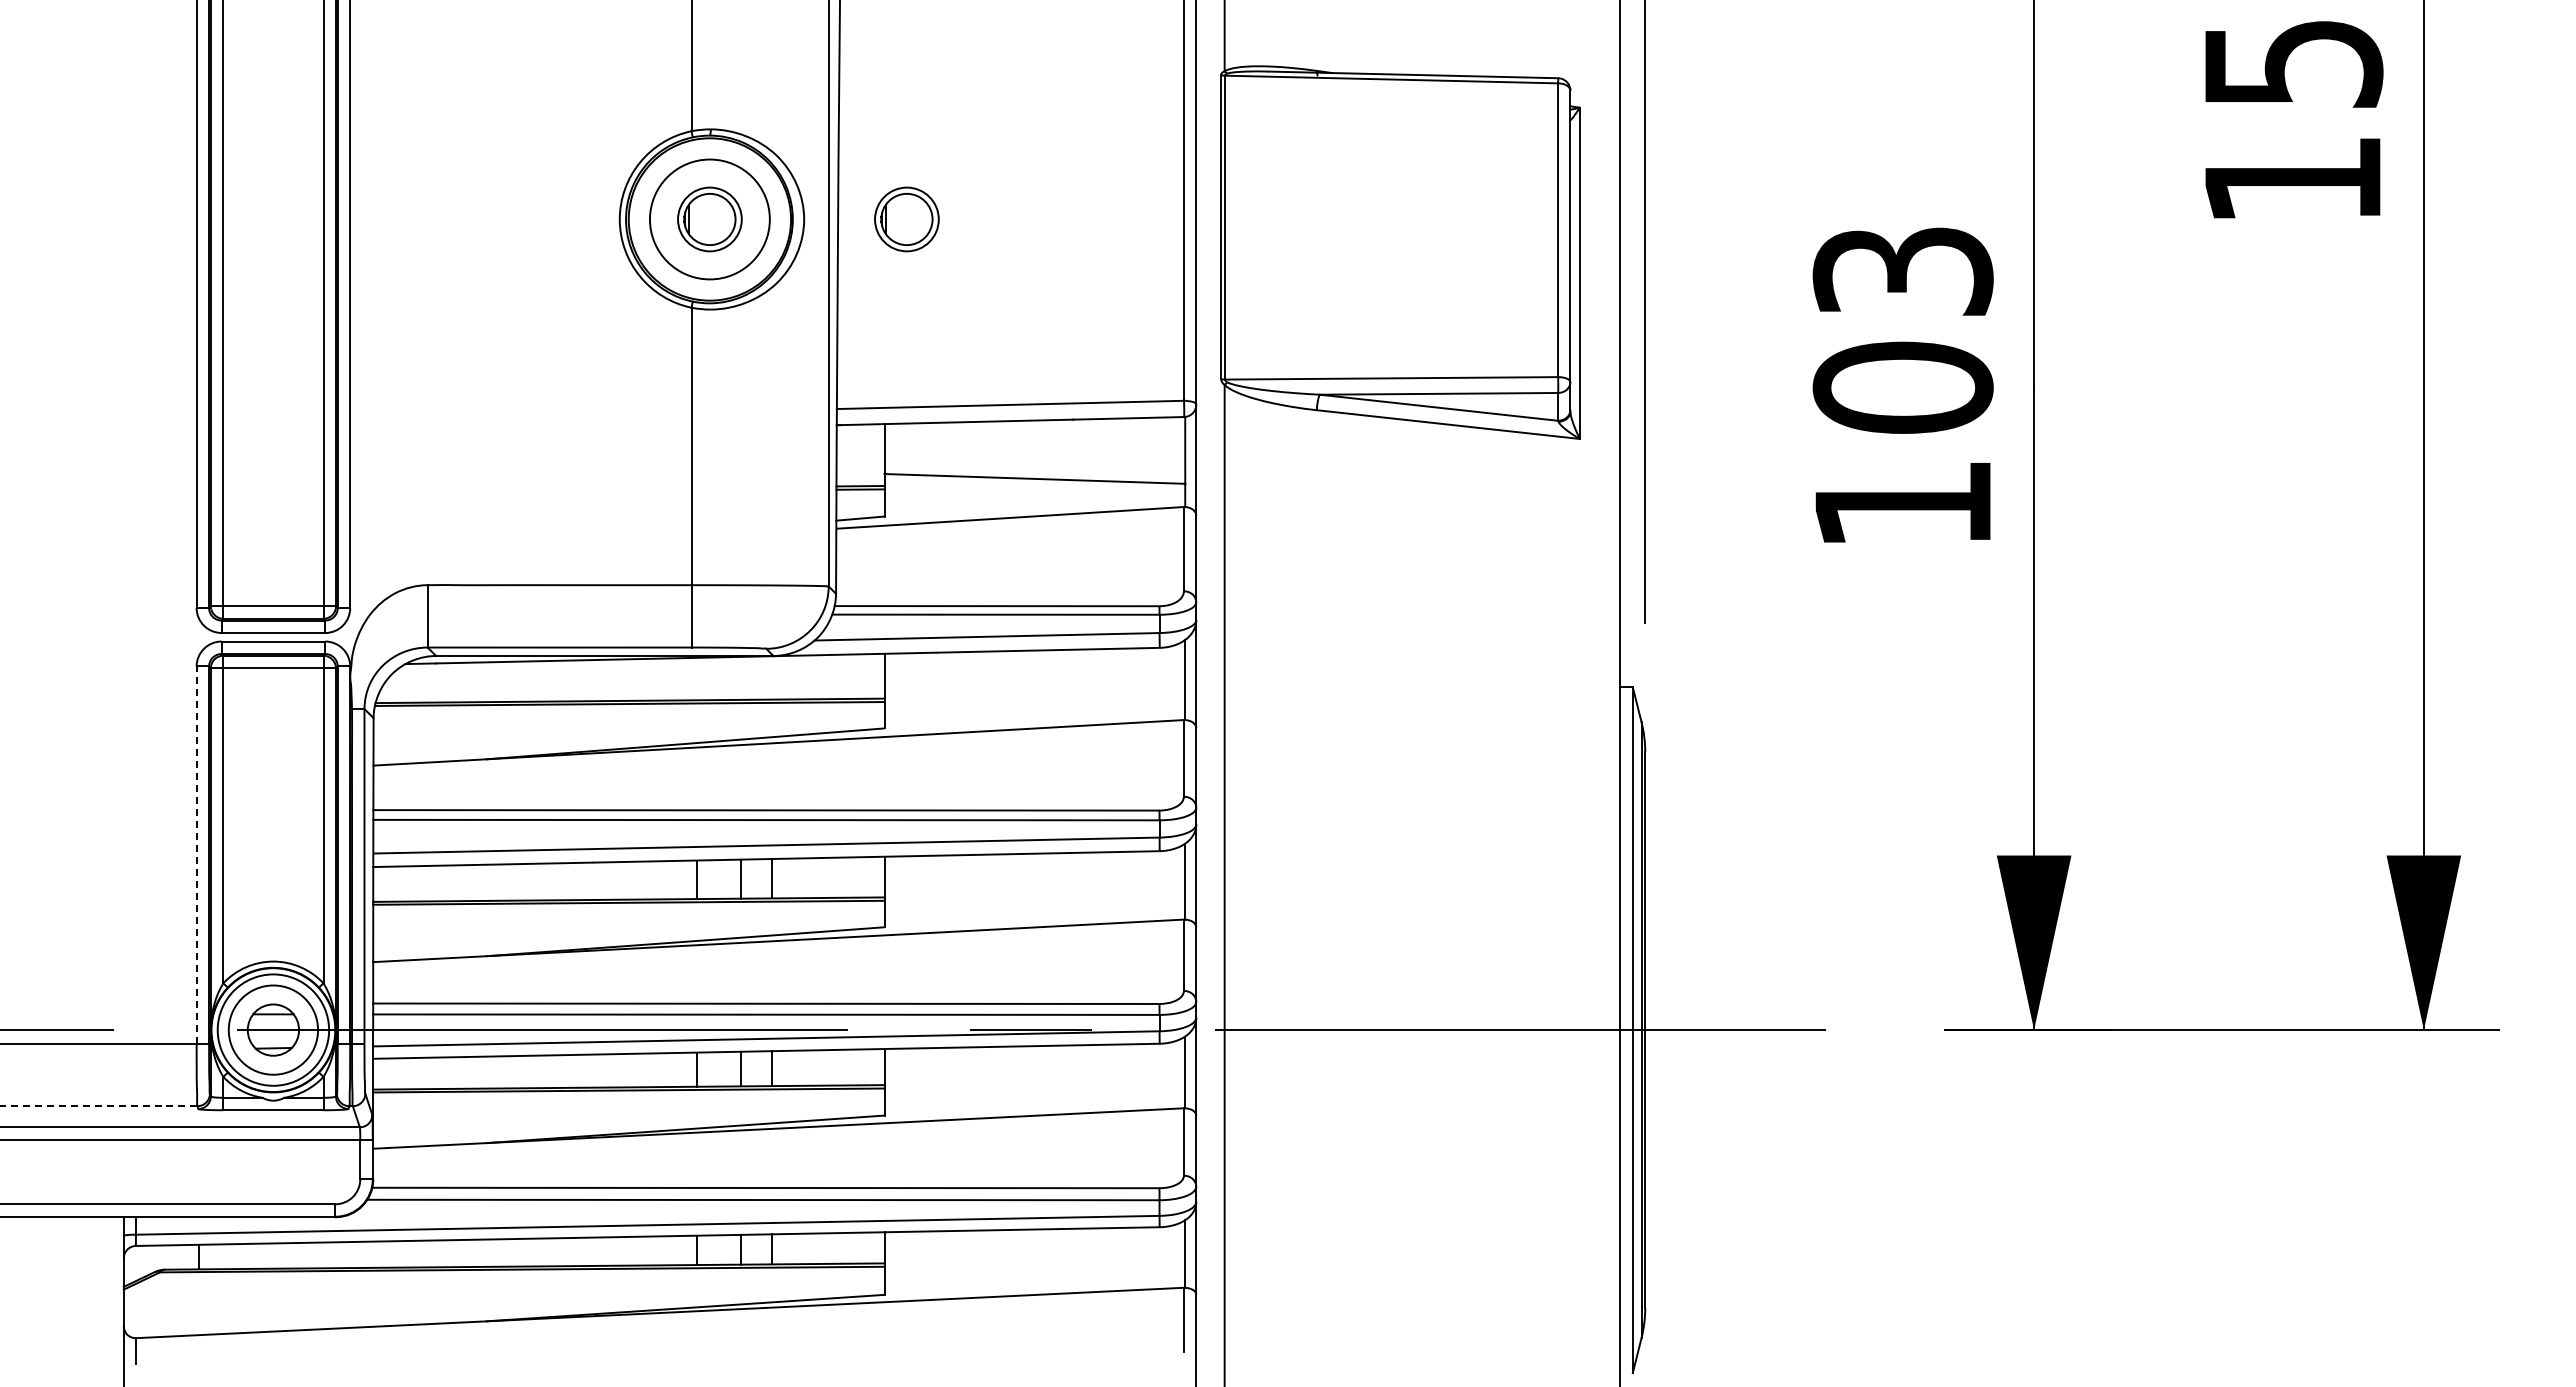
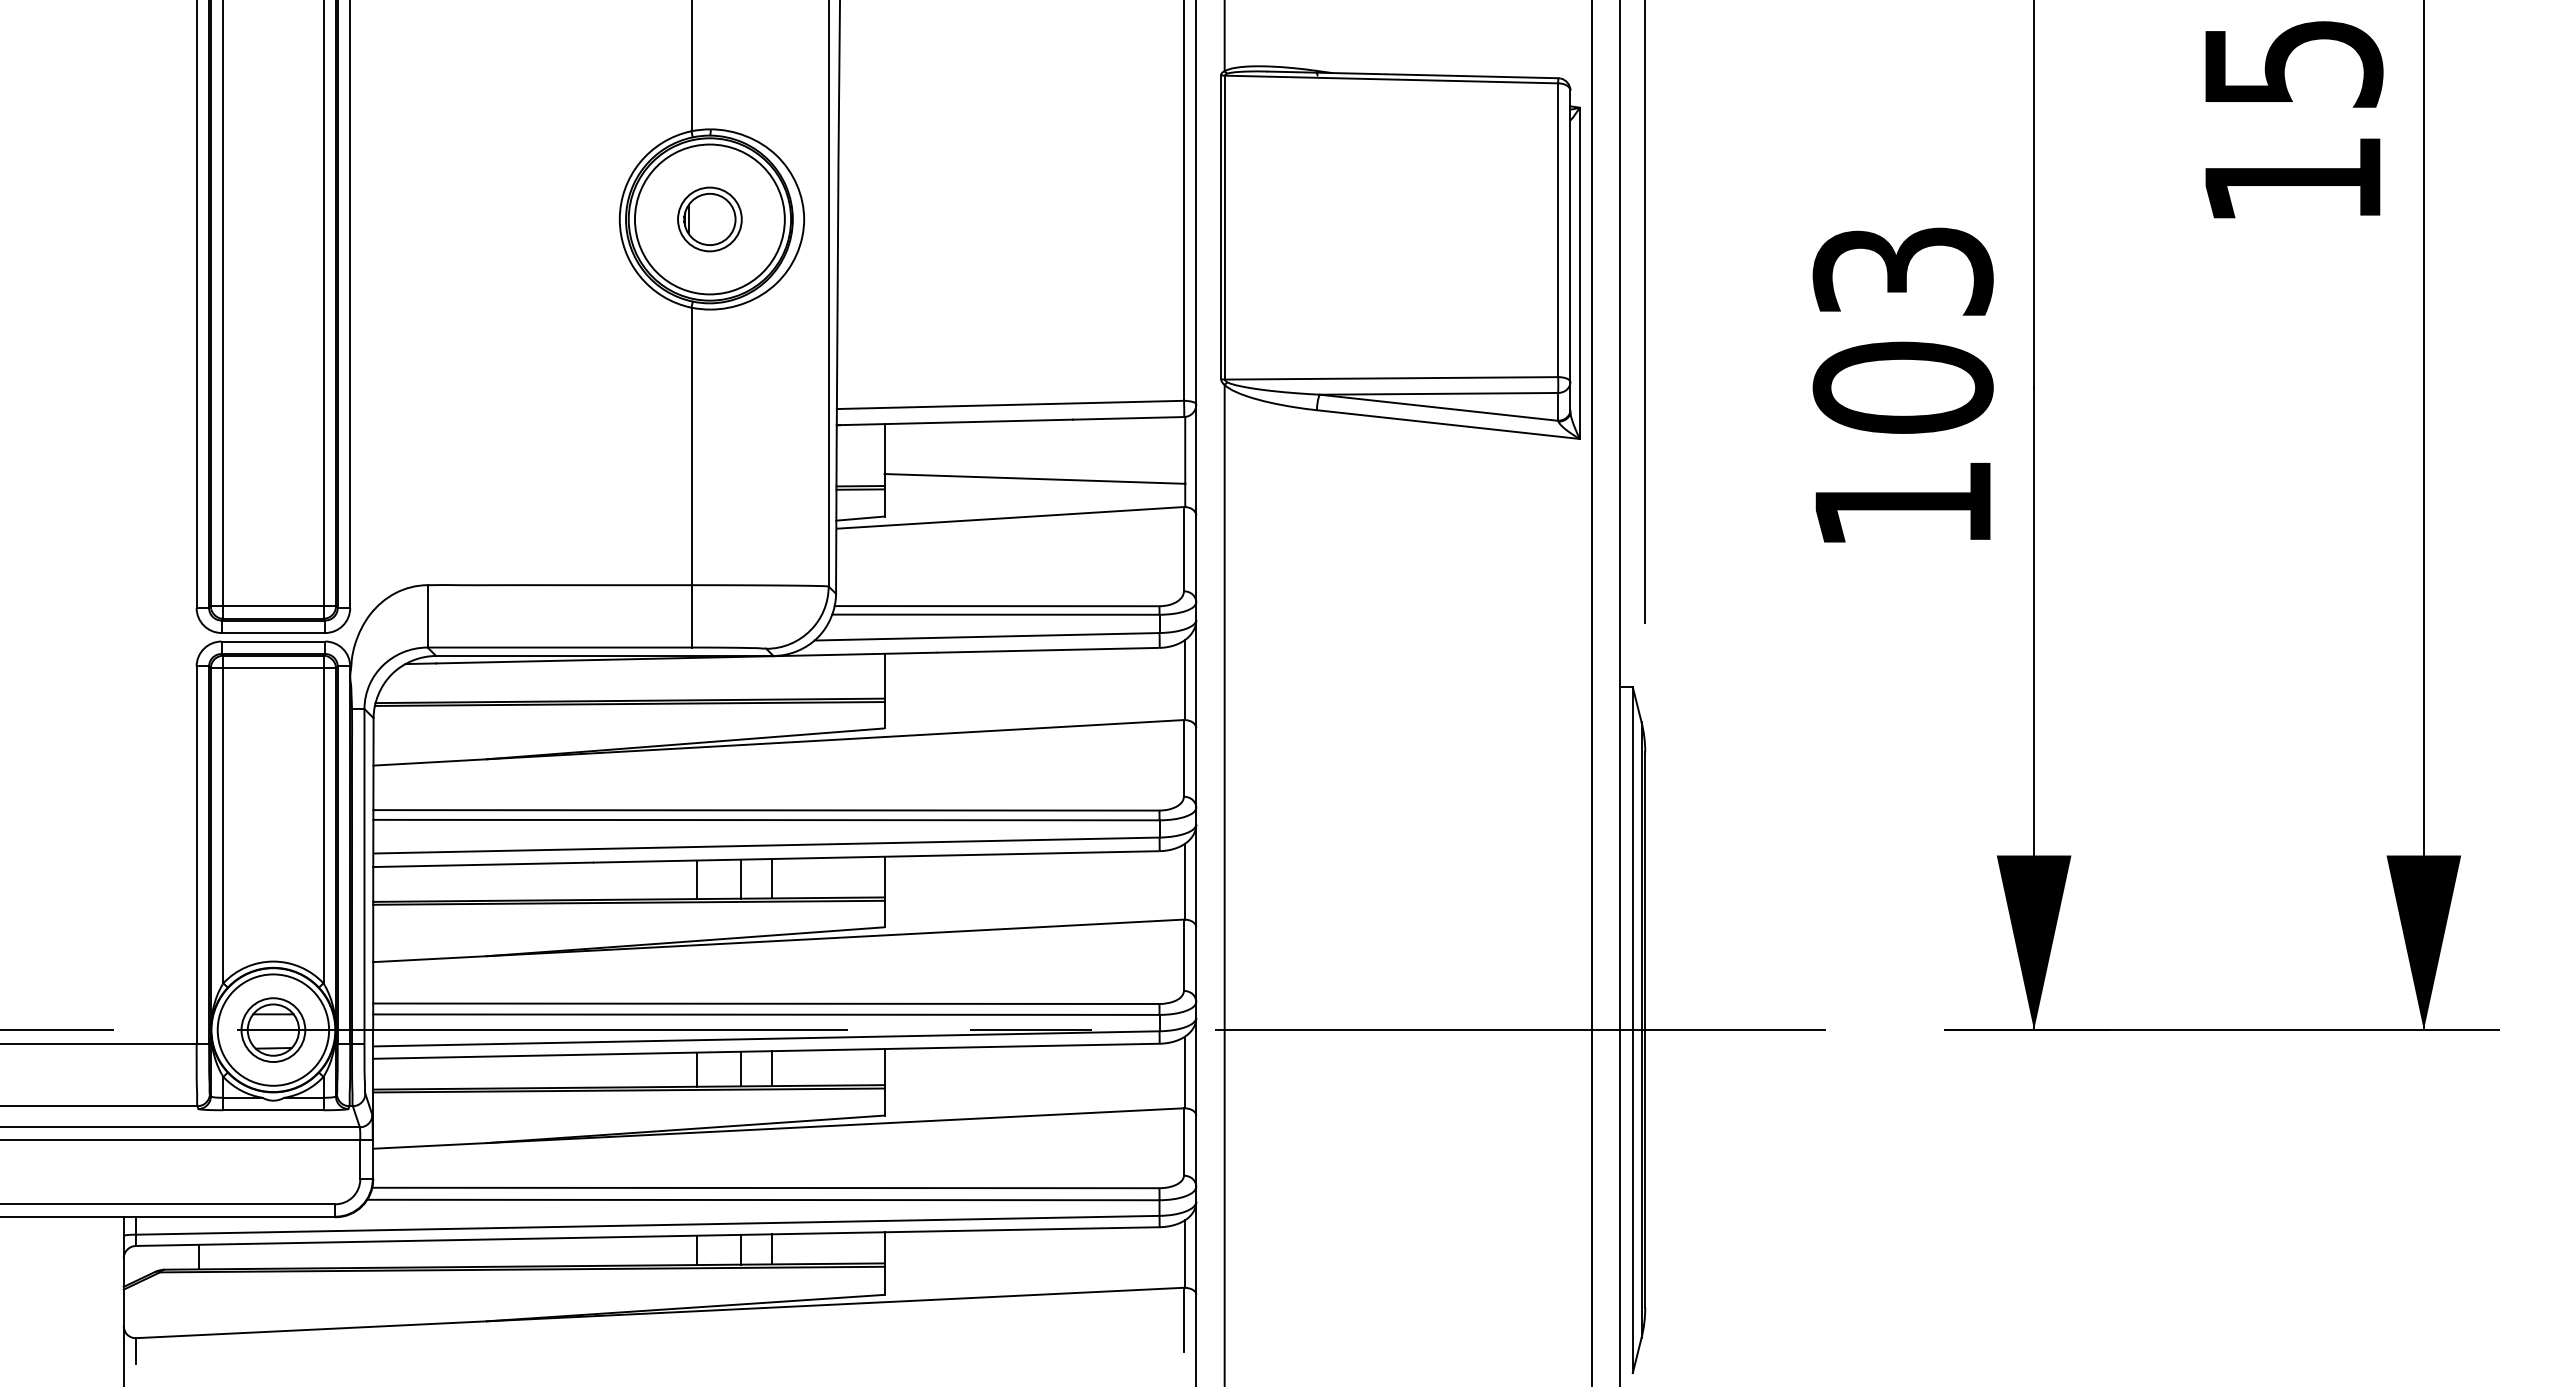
circle diameter: 120 px -> 150 px (709, 219)
part: present -> none (906, 219)
line: none -> present (1591, 692)
line: dashed -> solid (196, 855)
circle diameter: 89 px -> 64 px (273, 1030)
line: dashed -> solid (98, 1106)
